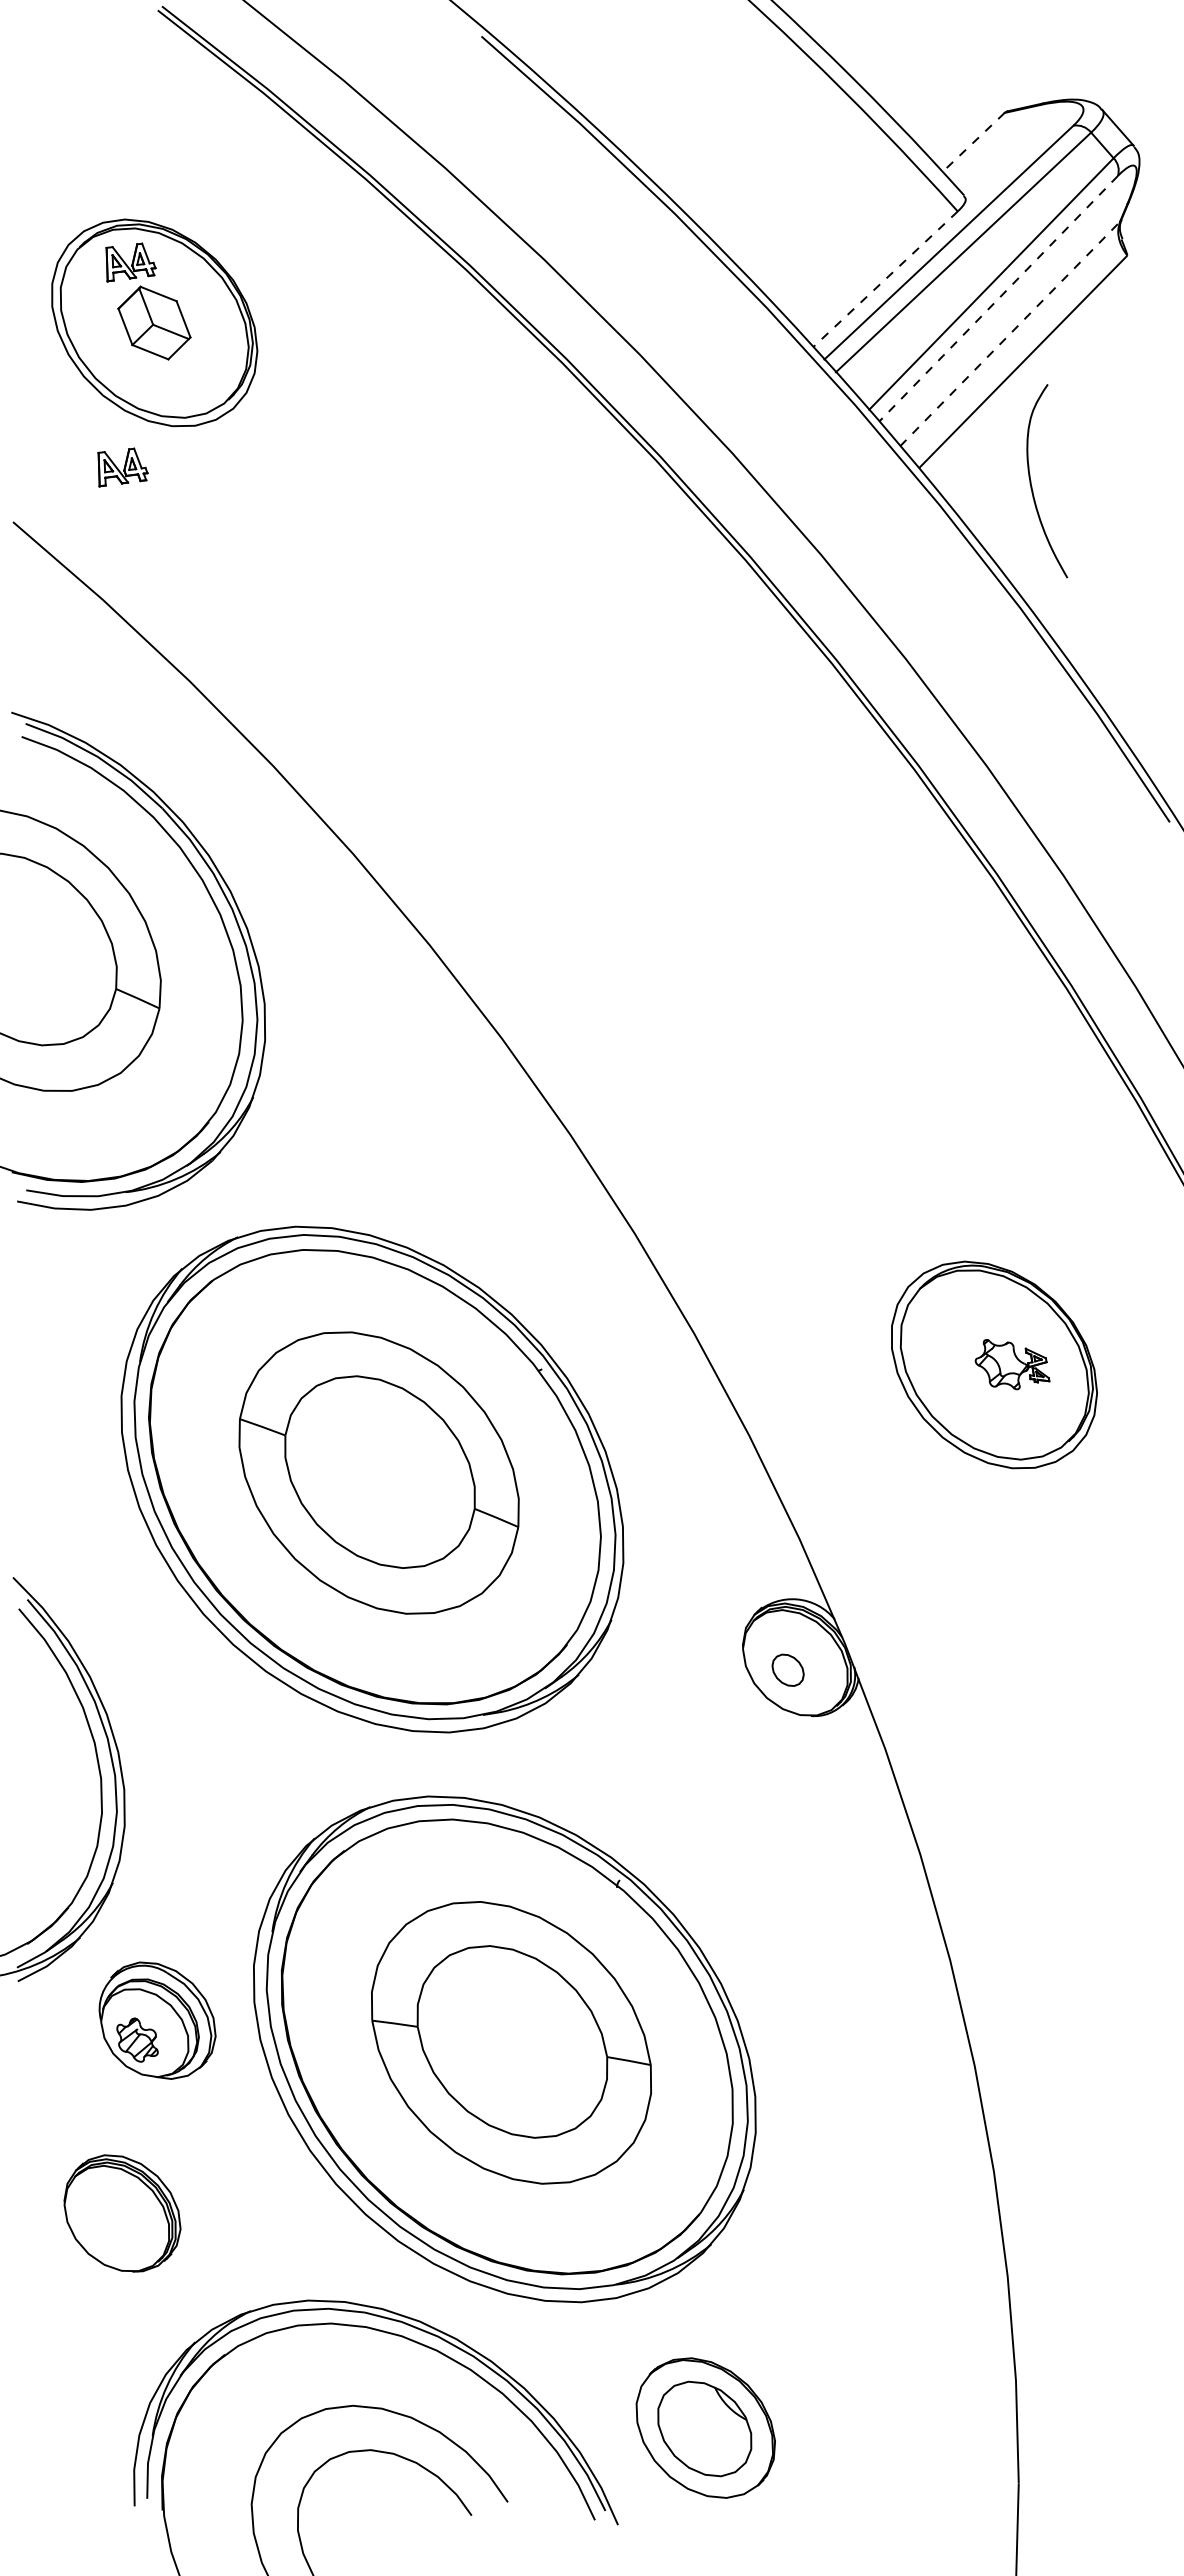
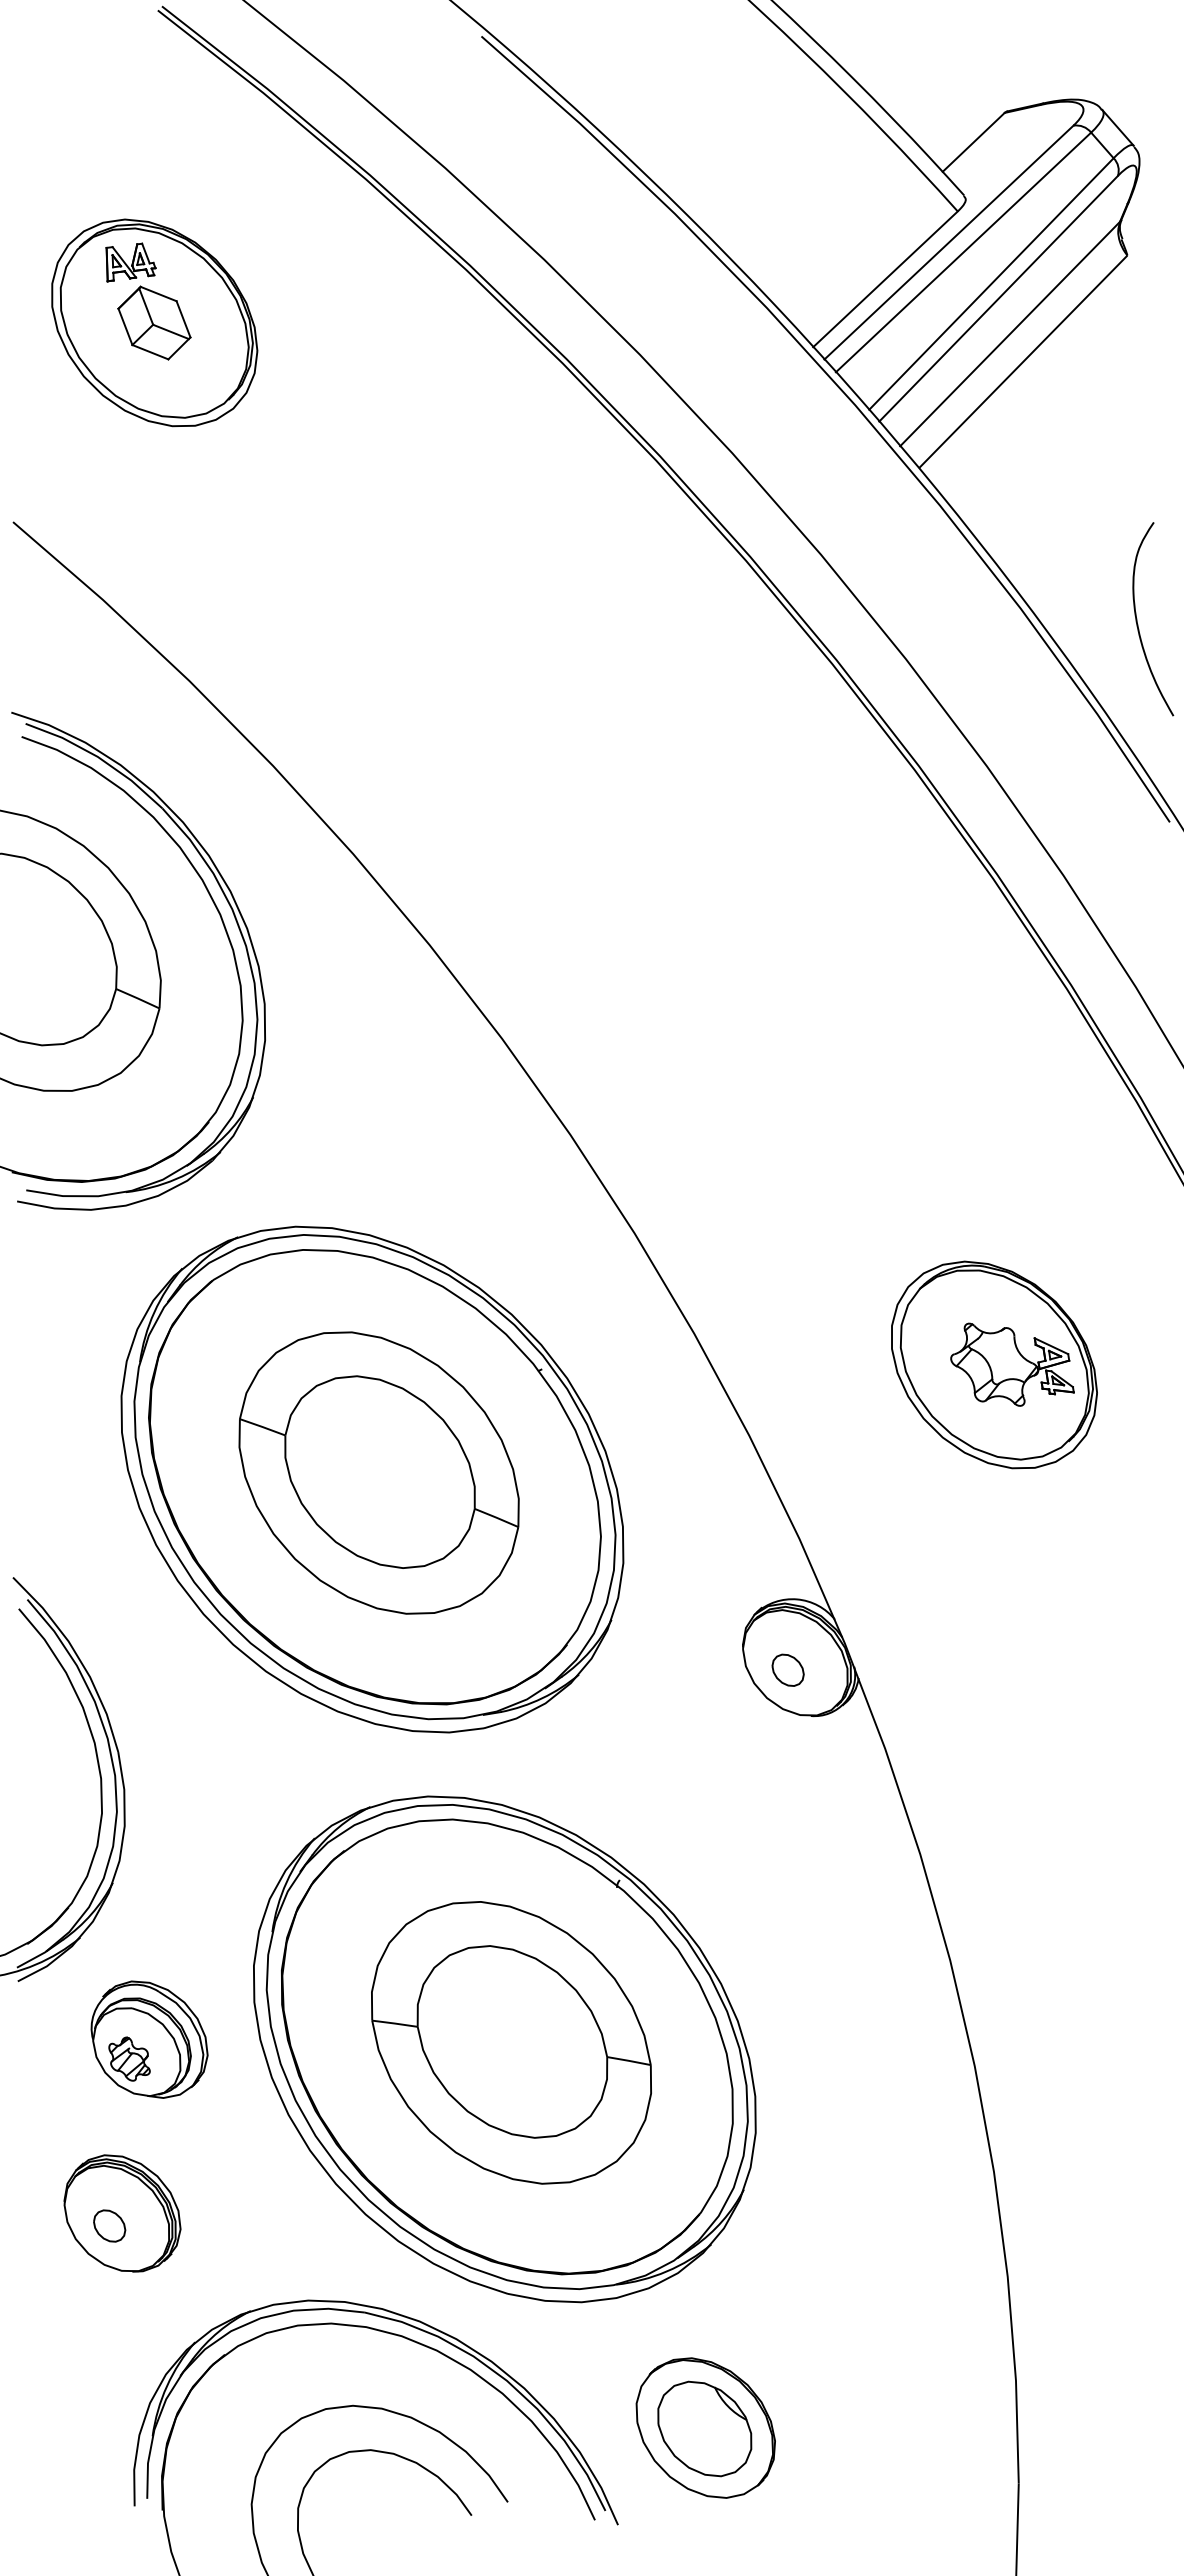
line: dashed -> solid (973, 142)
line: dashed -> solid (885, 279)
line: dashed -> solid (998, 299)
line: dashed -> solid (1010, 333)
part: present -> none (122, 467)
curve position: (1032, 486) -> (1138, 624) (1138, 624)
part size: 77x52 px -> 125x85 px (1012, 1364)
part position: (157, 2020) -> (149, 2039) (149, 2039)
part: none -> present (109, 2225)
